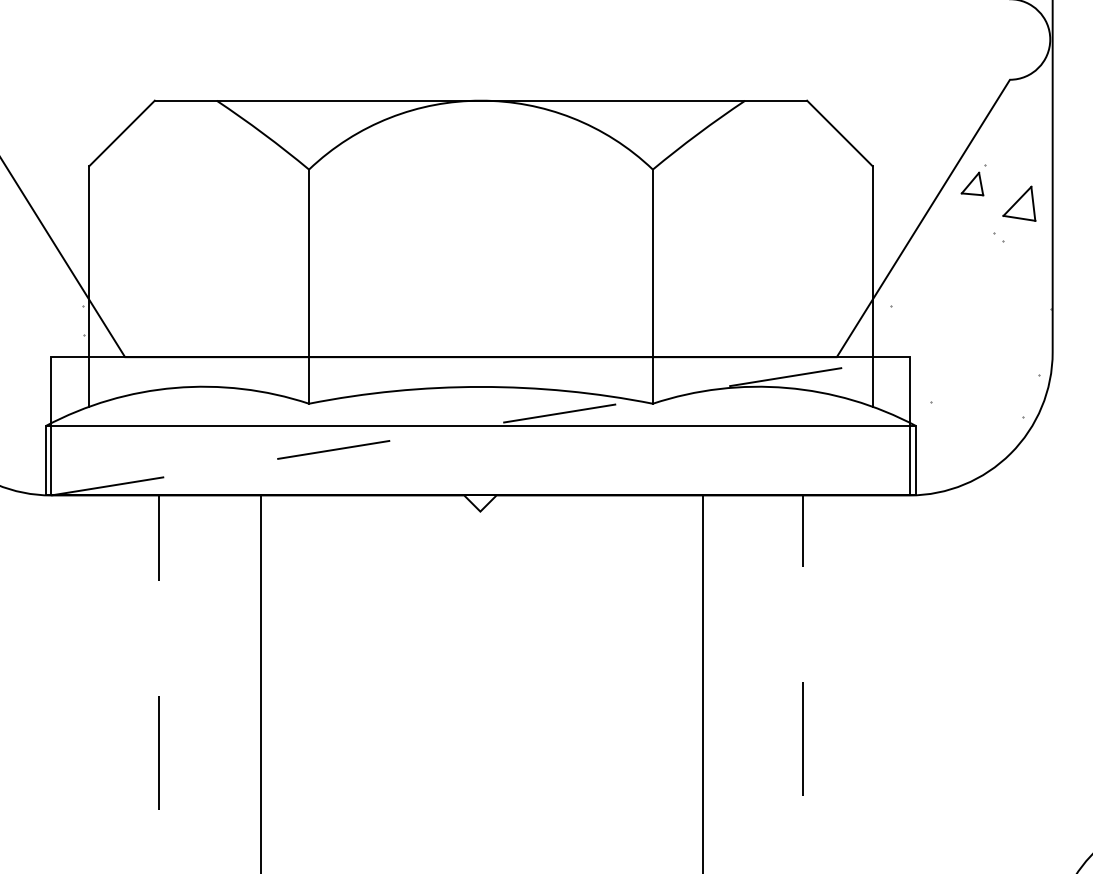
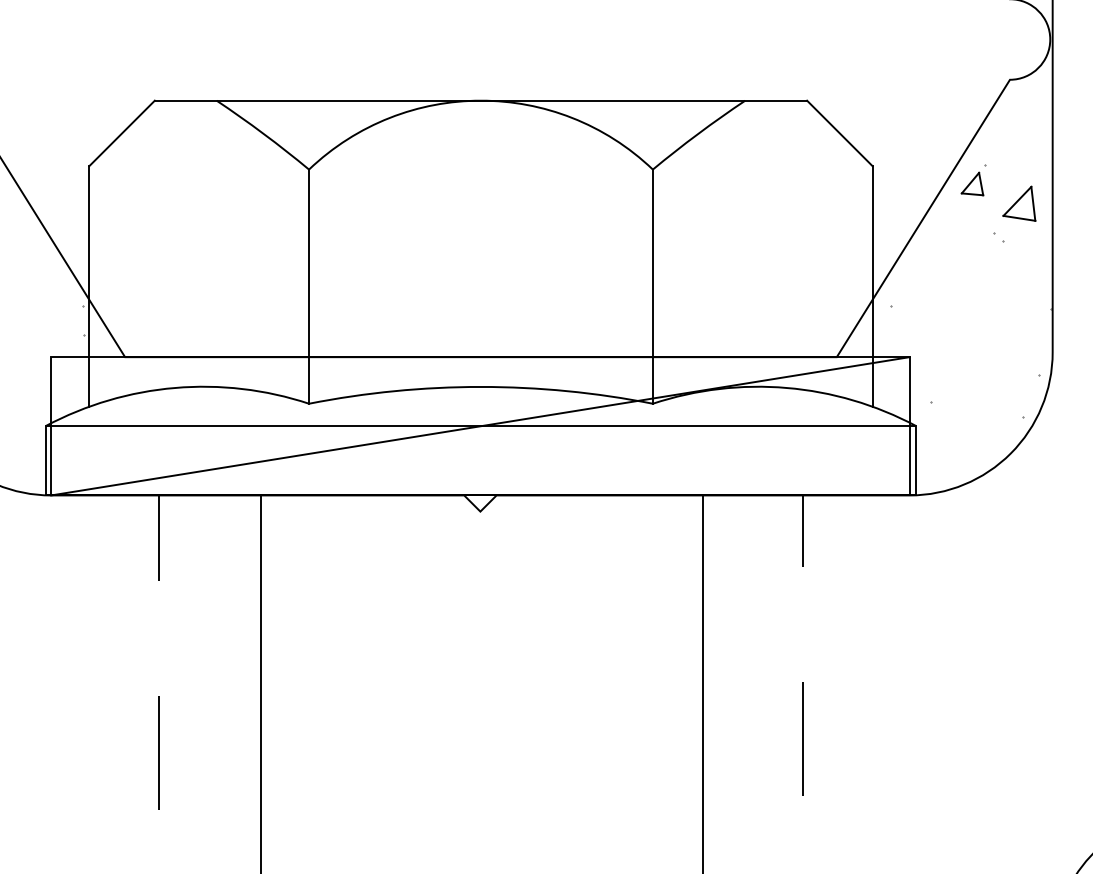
line: dashed -> solid (480, 426)
